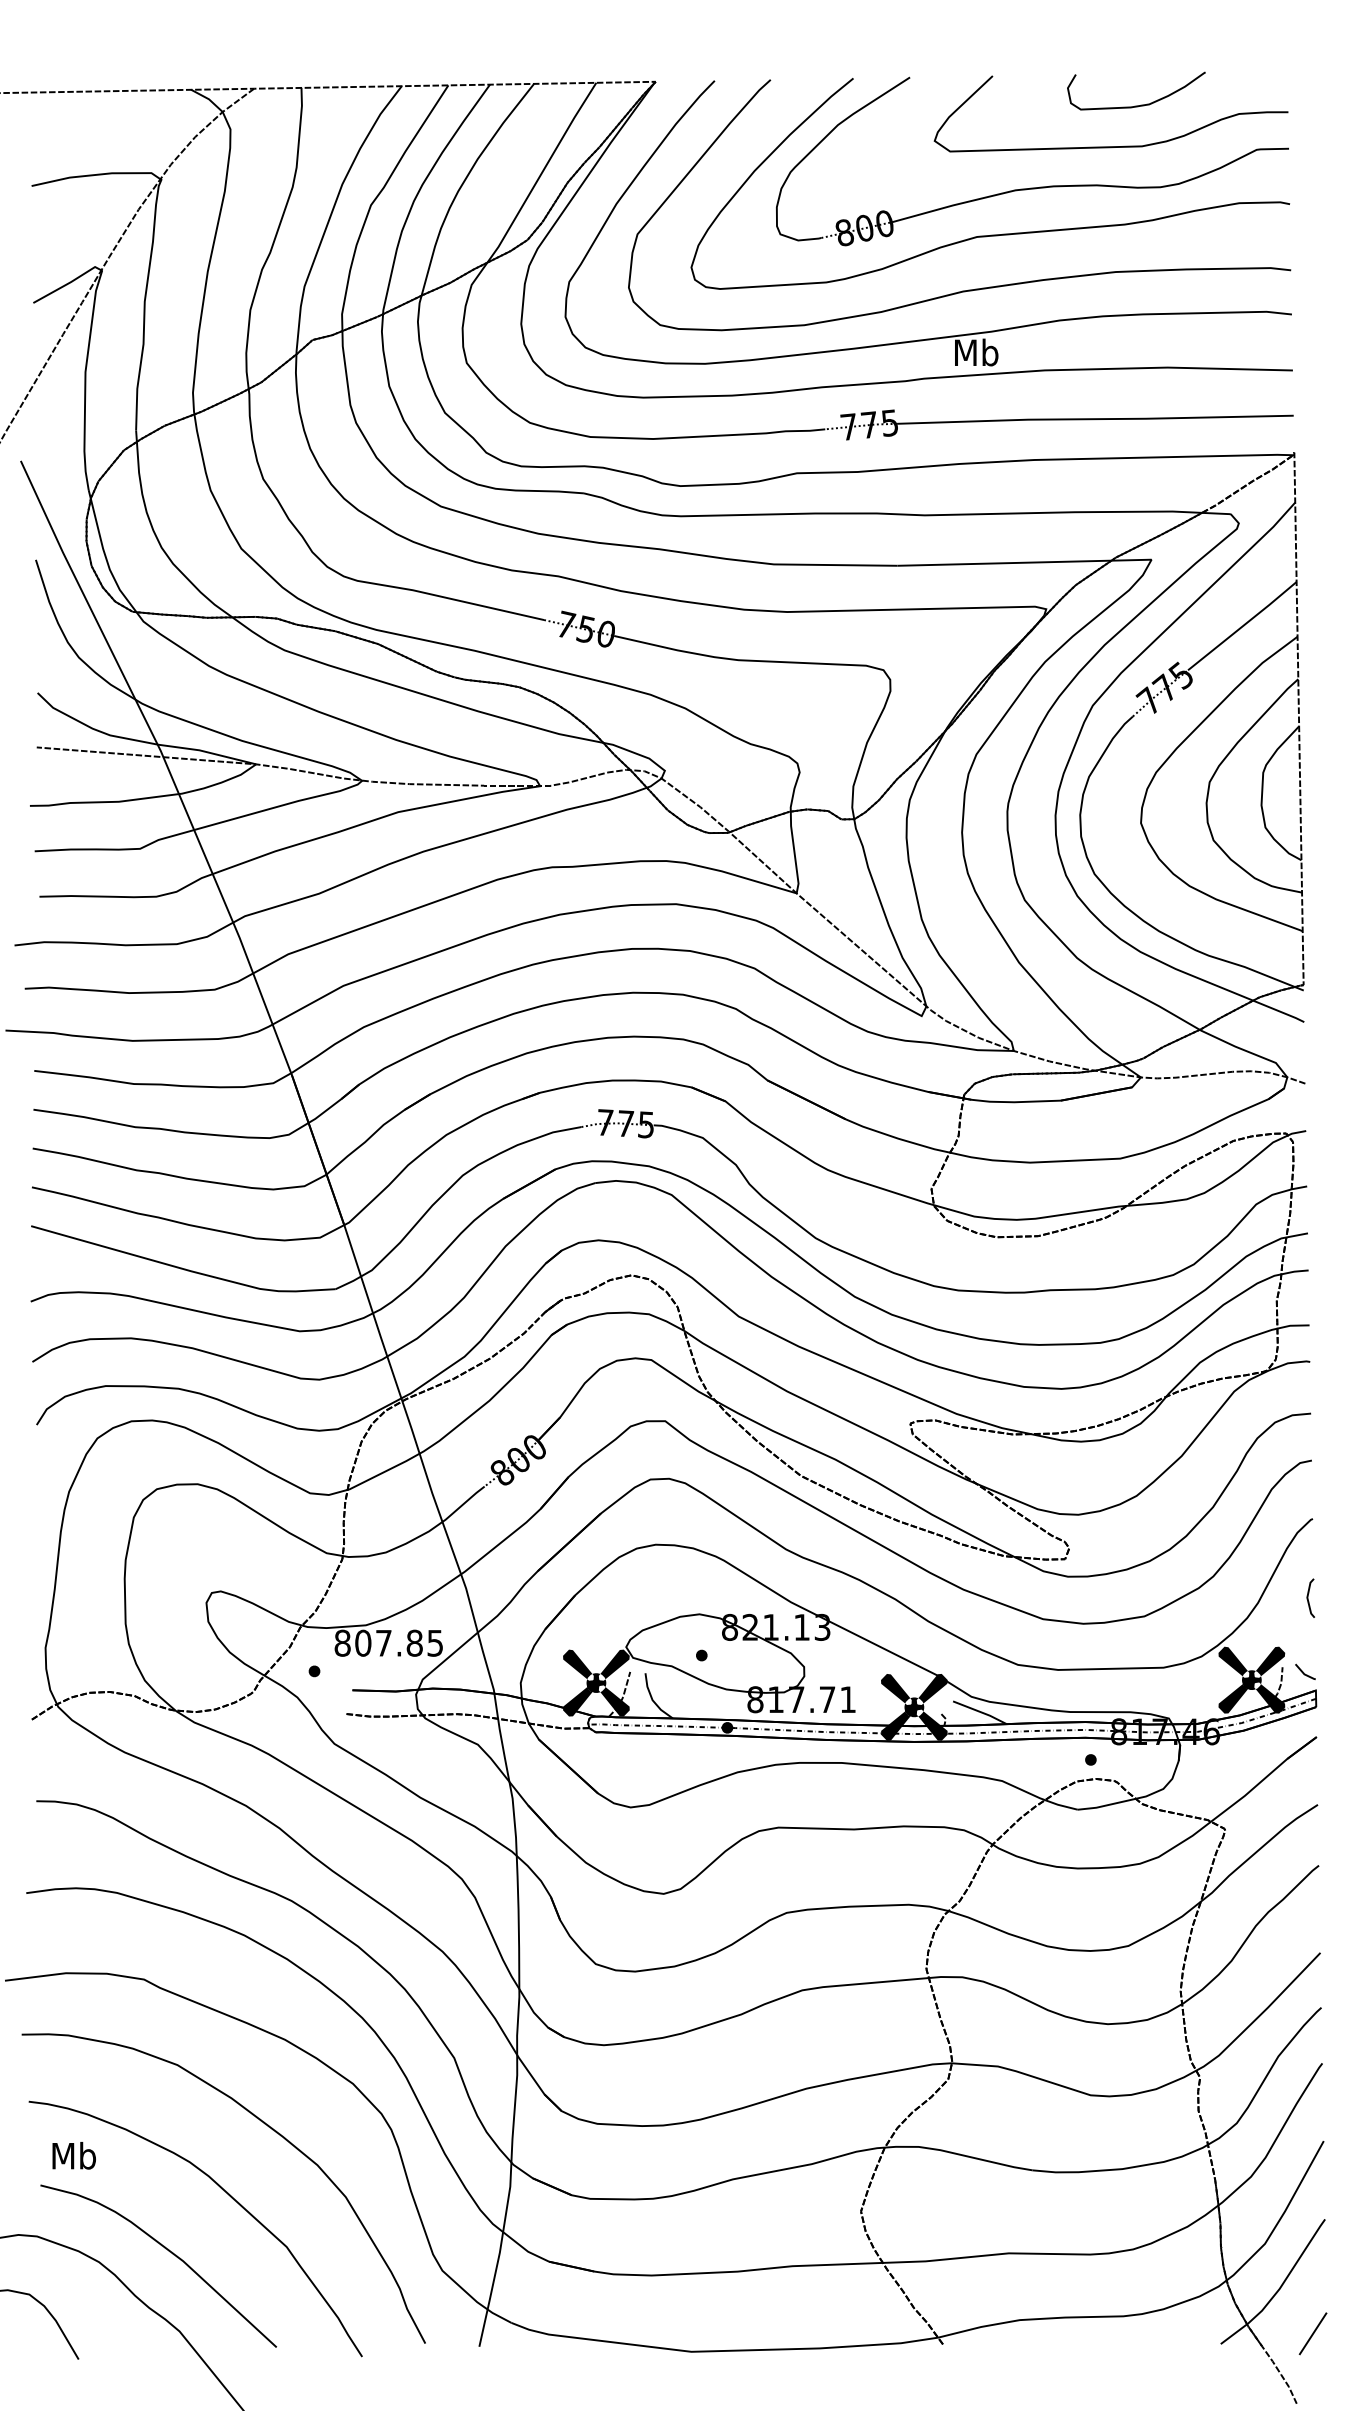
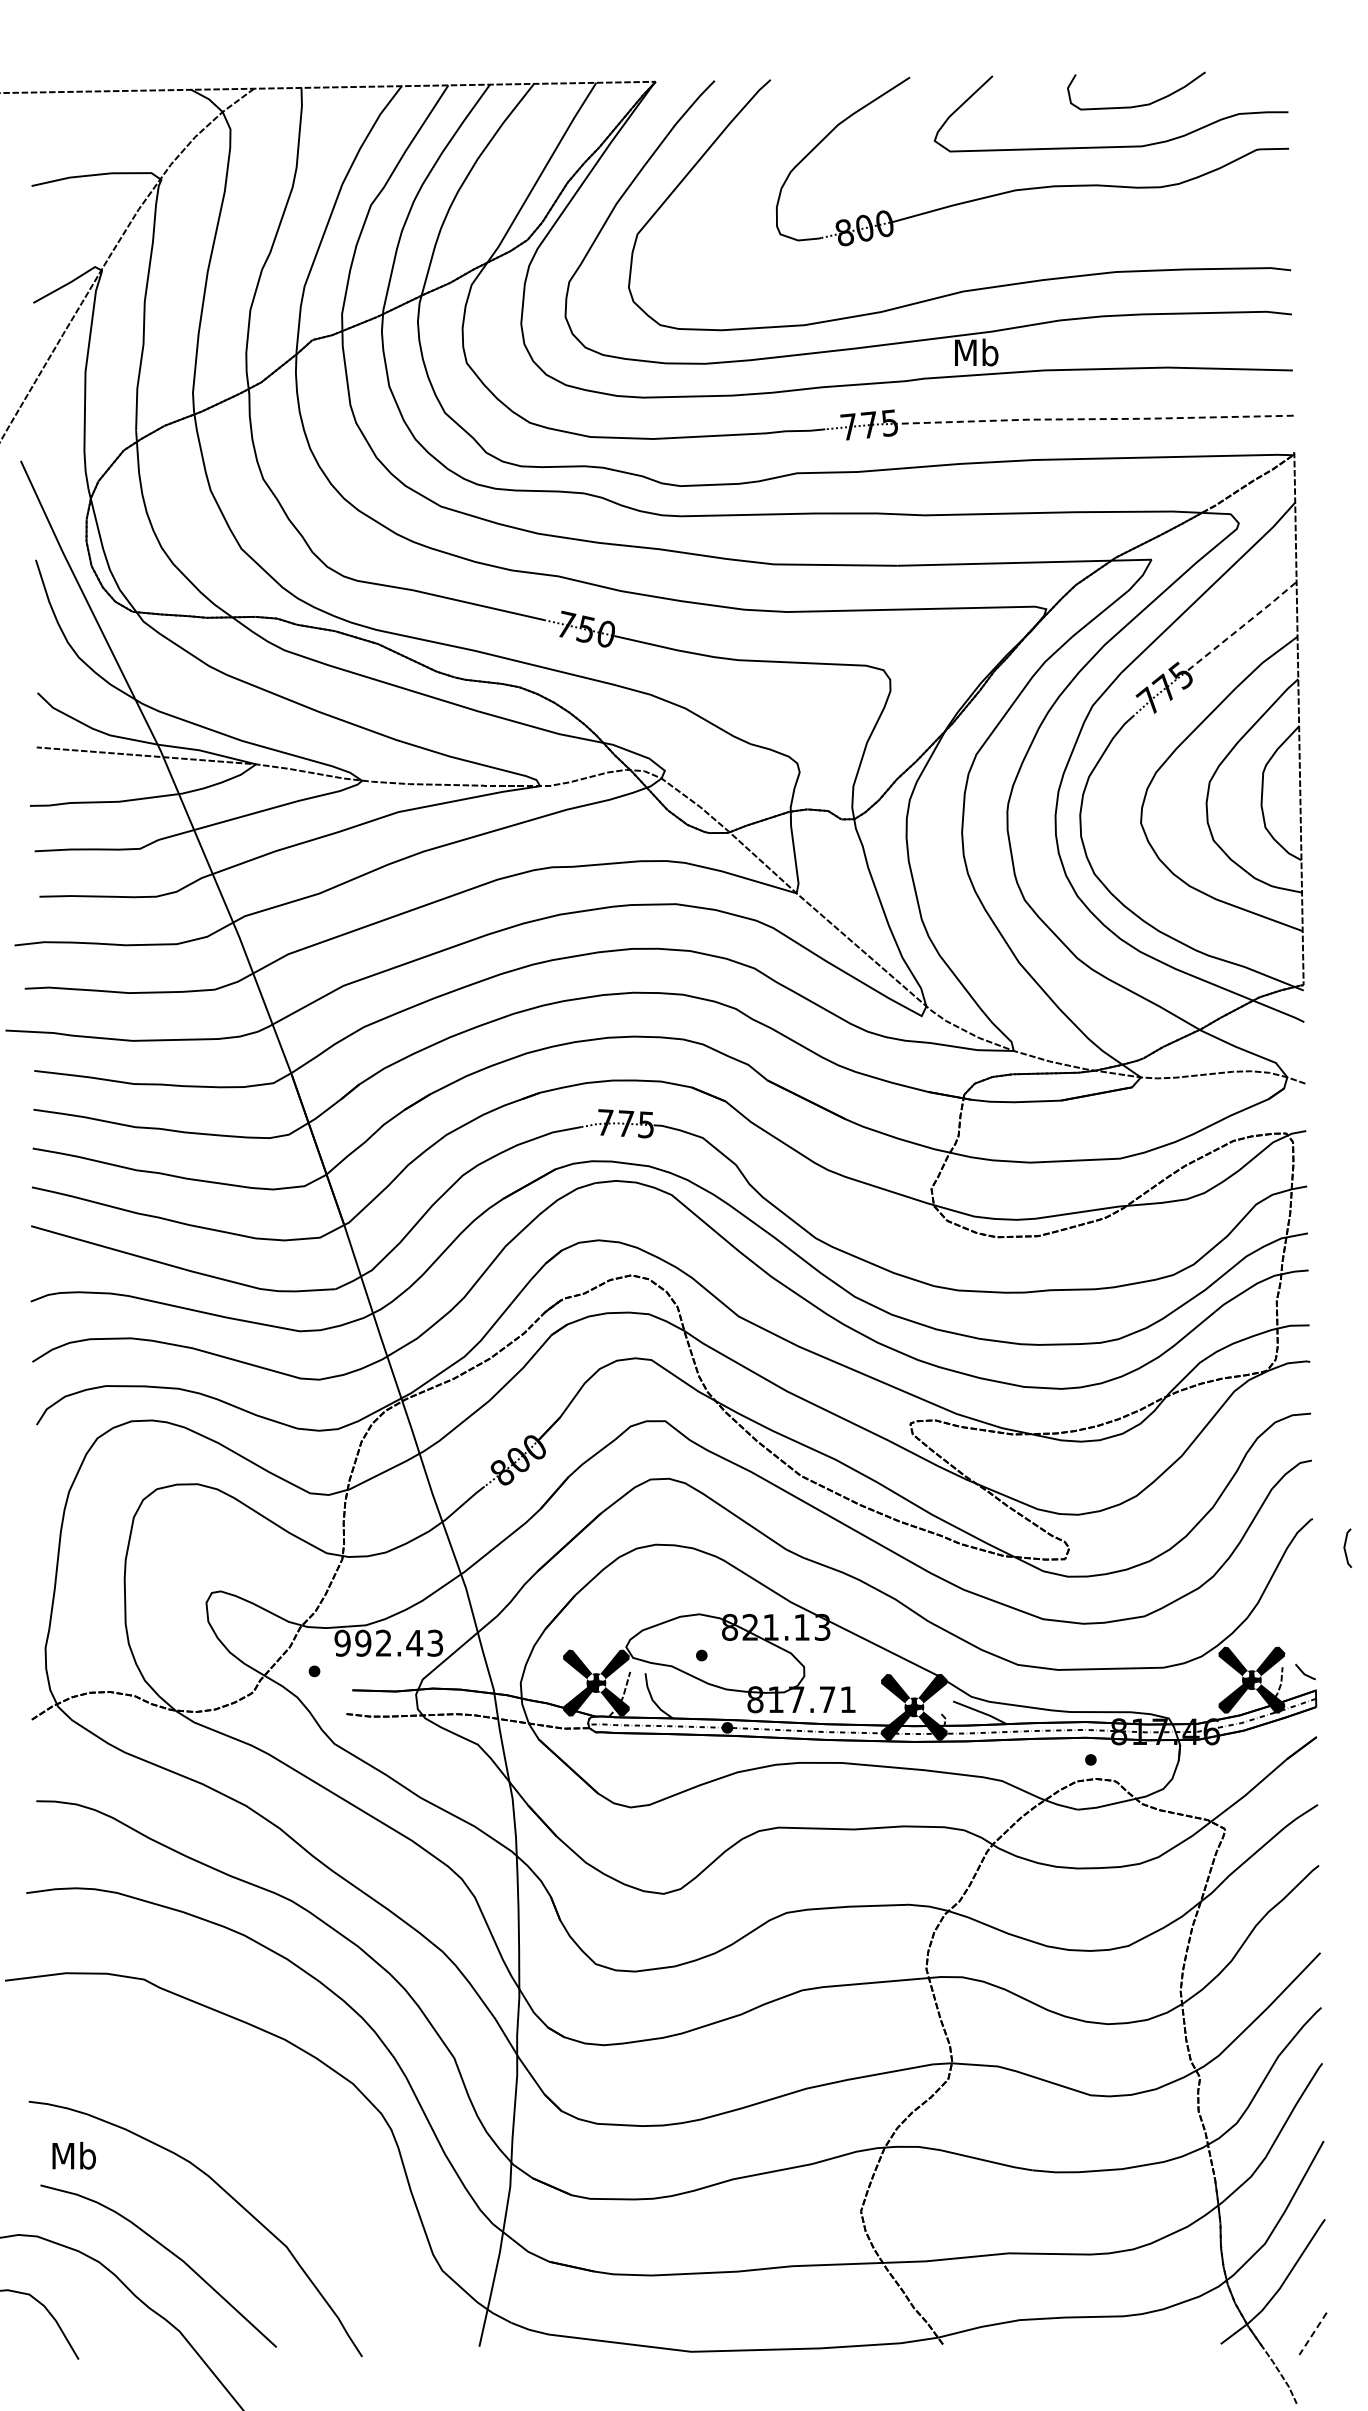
curve: present -> none (991, 234)
line: solid -> dashed (1095, 419)
line: solid -> dashed (1243, 626)
line position: (1308, 1597) -> (1345, 1547) (1345, 1547)
text: 807.85 -> 992.43 (388, 1642)
curve: present -> none (268, 2127)
line: solid -> dashed (1313, 2333)
